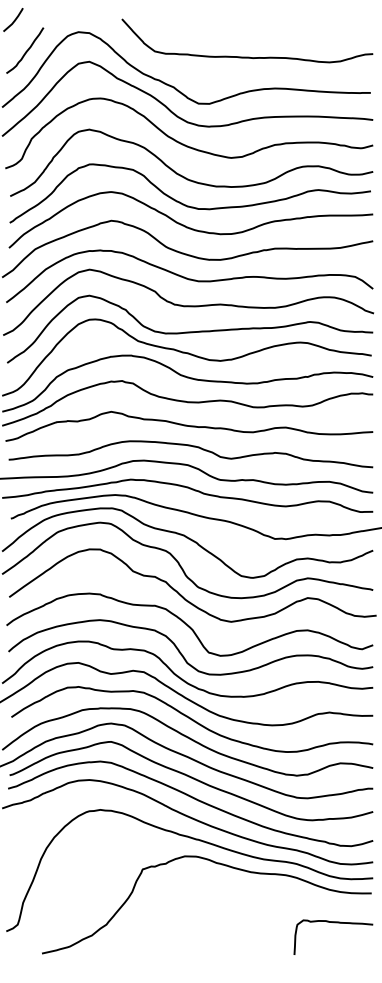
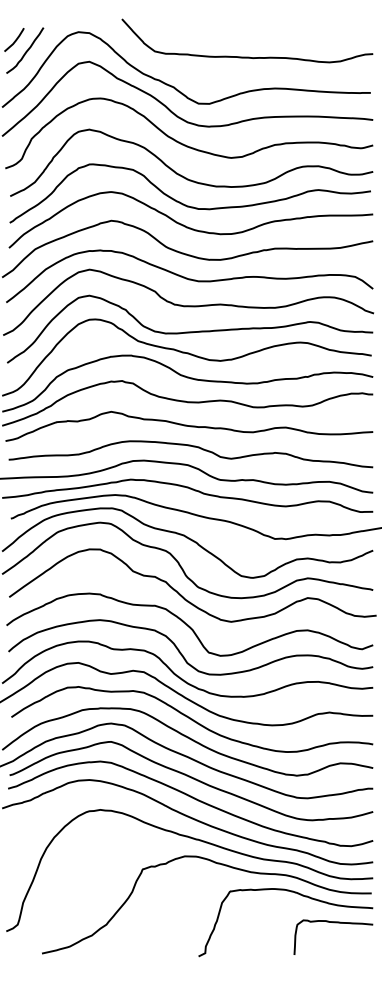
curve position: (14, 19) -> (15, 39) (15, 39)
curve: none -> present (294, 893)
